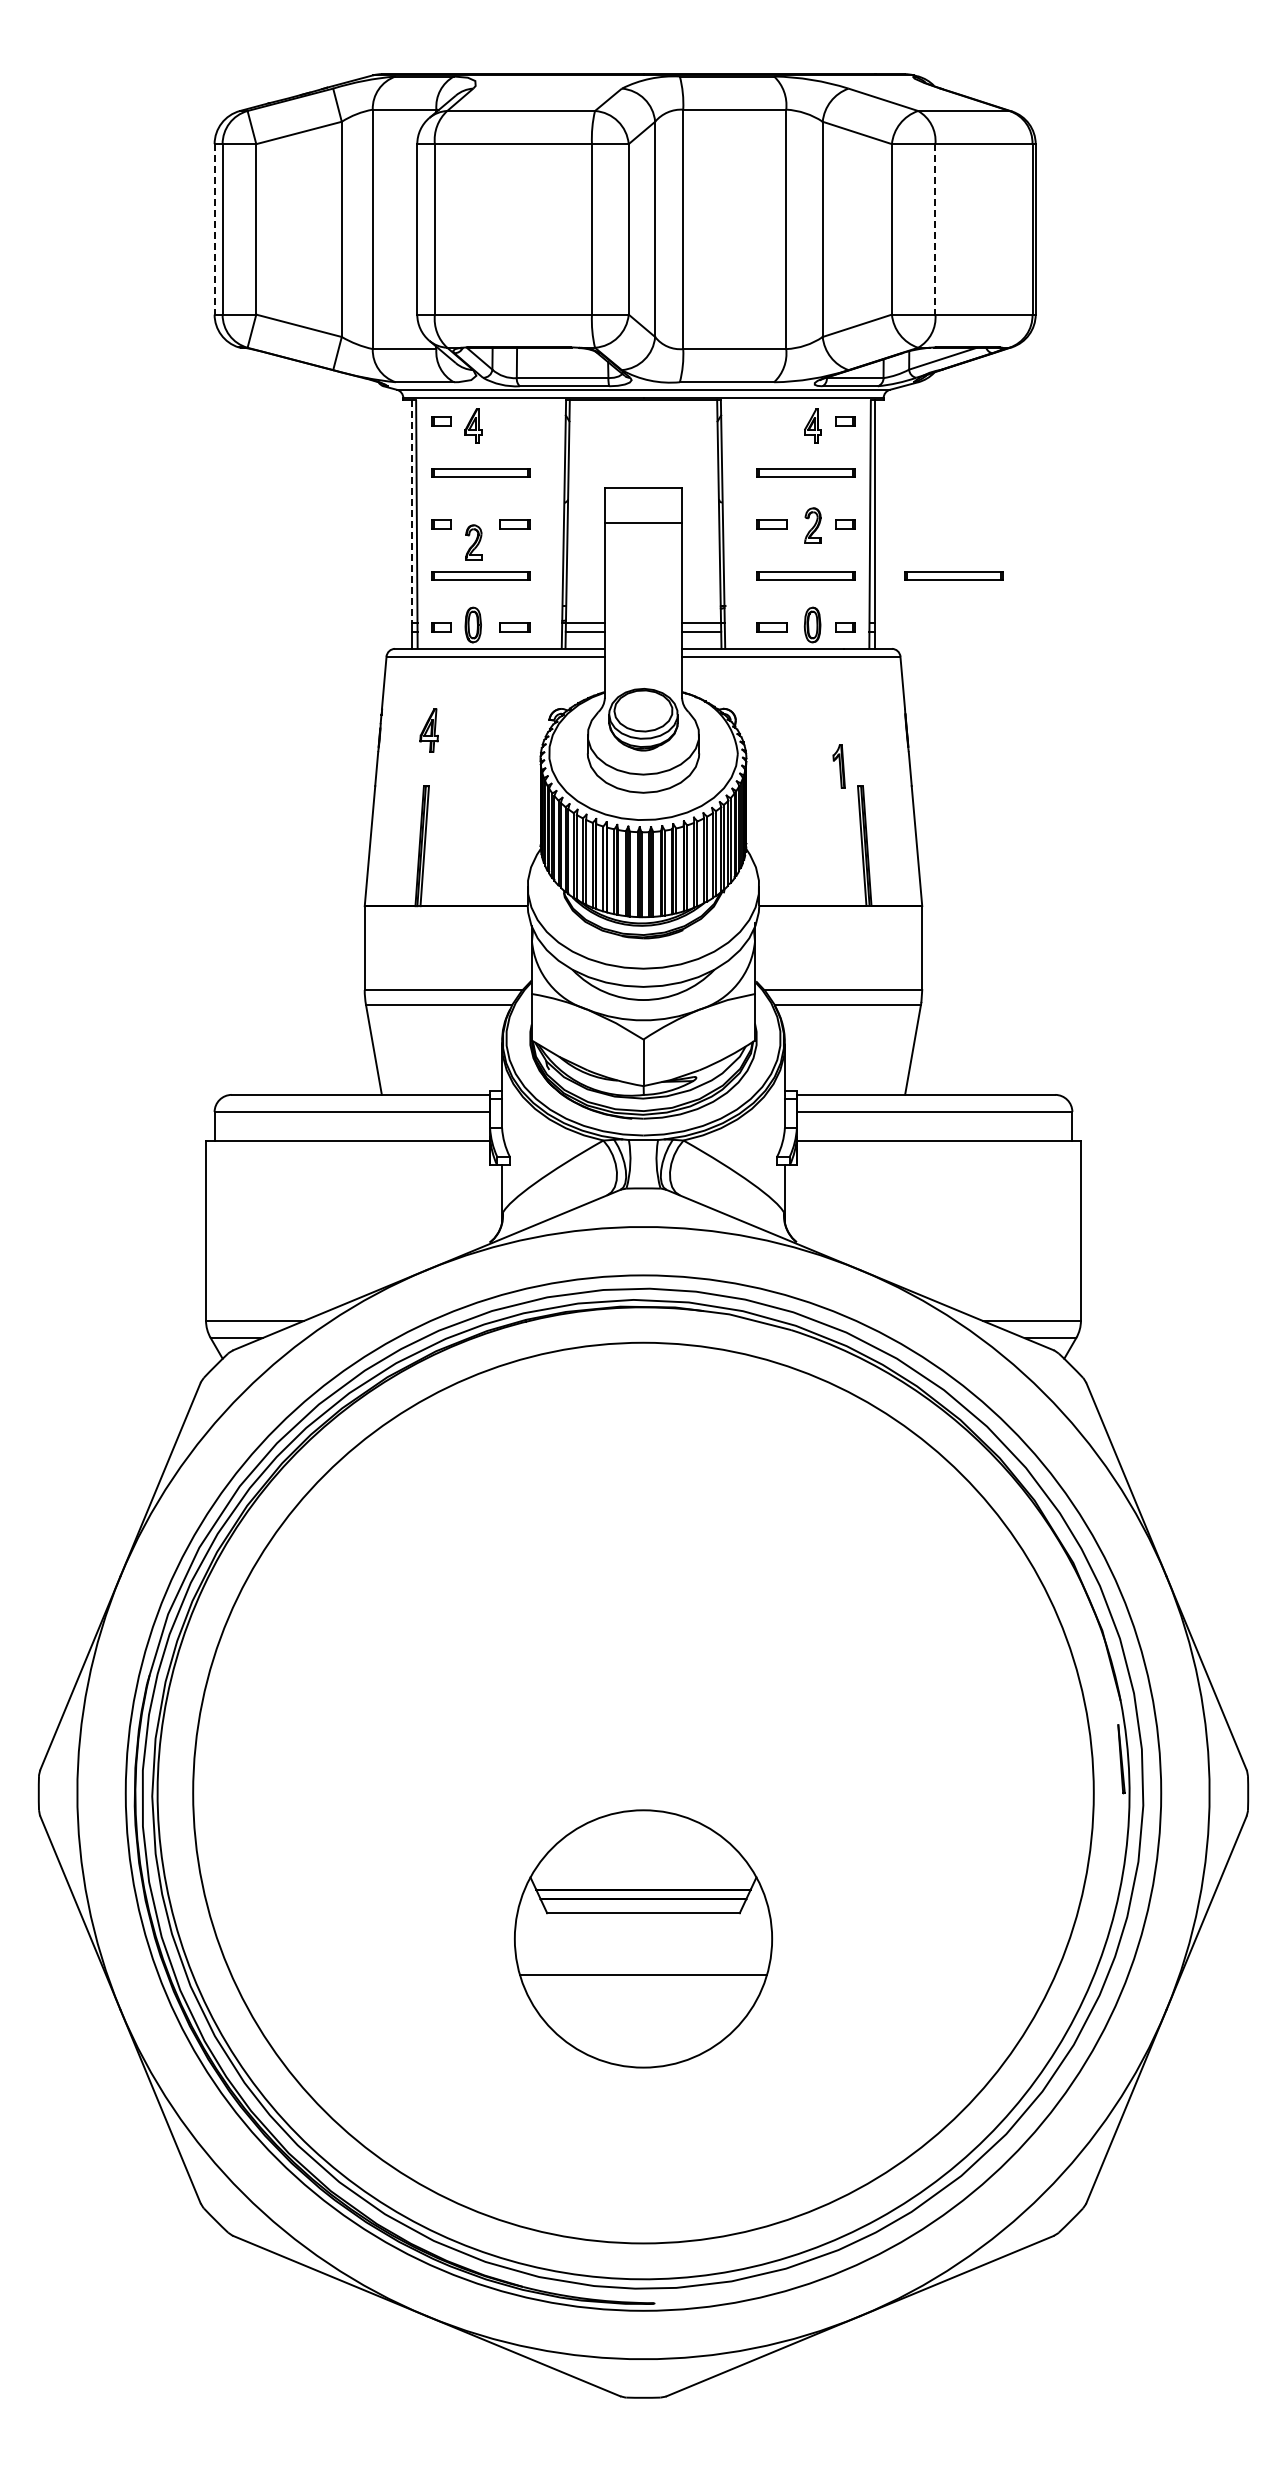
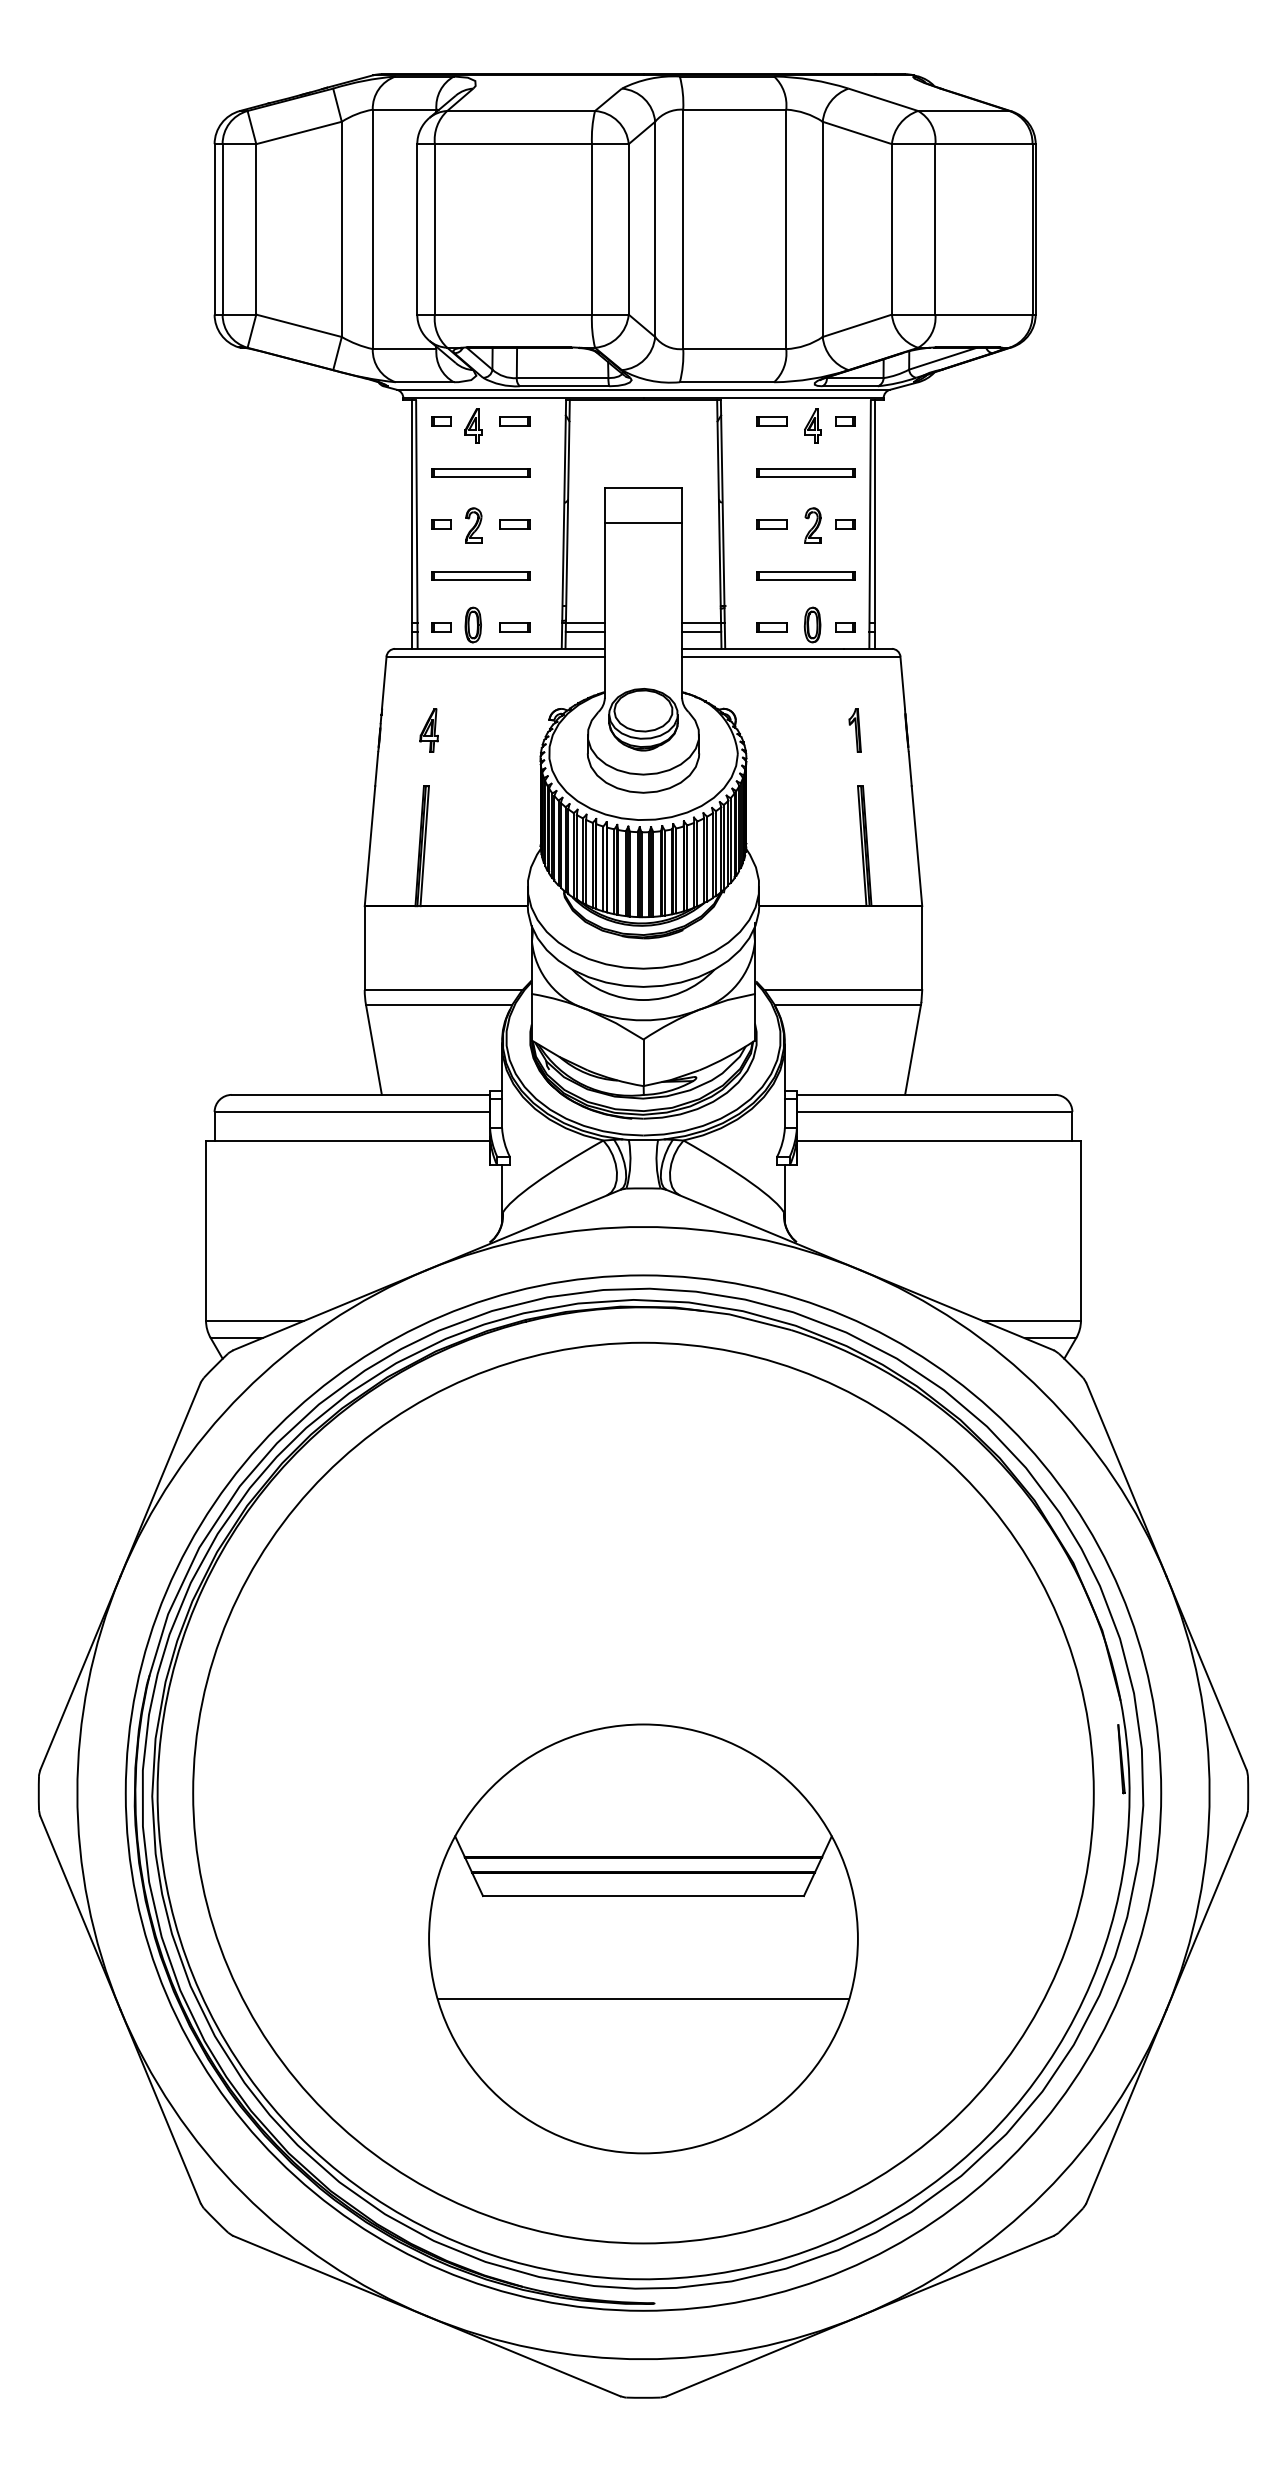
line: dashed -> solid (214, 229)
line: dashed -> solid (935, 229)
part: none -> present (514, 421)
part: none -> present (771, 421)
line: dashed -> solid (411, 511)
part position: (473, 542) -> (473, 525) (473, 525)
part: present -> none (953, 575)
part position: (838, 766) -> (854, 730) (854, 730)
part size: 259x260 px -> 431x432 px (643, 1938)
